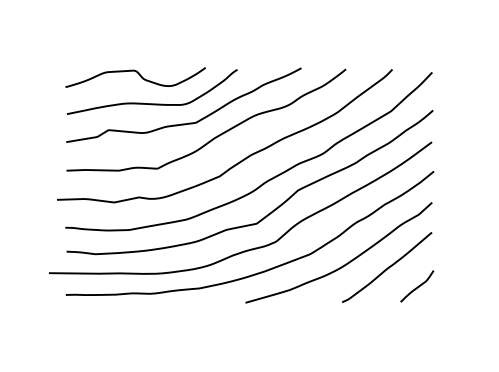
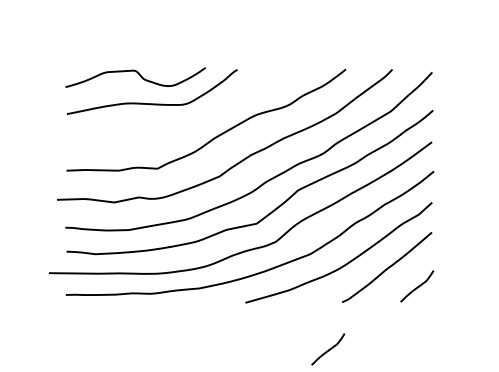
curve: present -> none (188, 122)
curve: none -> present (328, 349)
